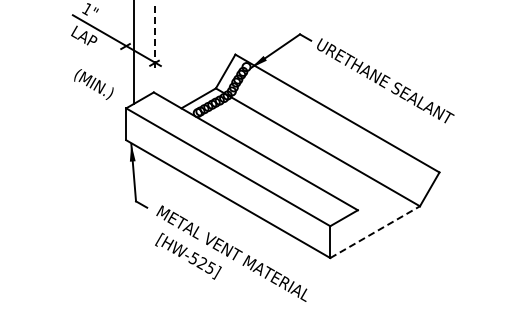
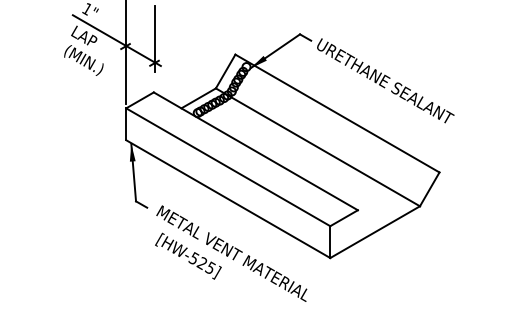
line: dashed -> solid (155, 38)
line position: (134, 52) -> (126, 52) (126, 52)
text position: (93, 84) -> (83, 60) (83, 60)
line: dashed -> solid (375, 232)
